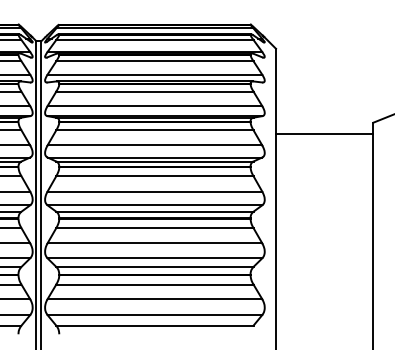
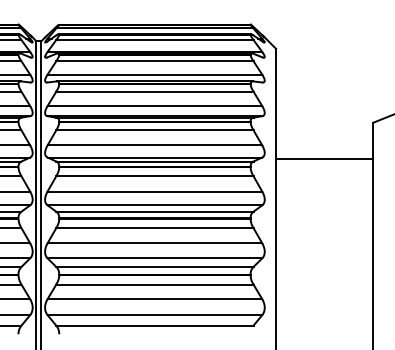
line position: (324, 134) -> (324, 159) (324, 159)
